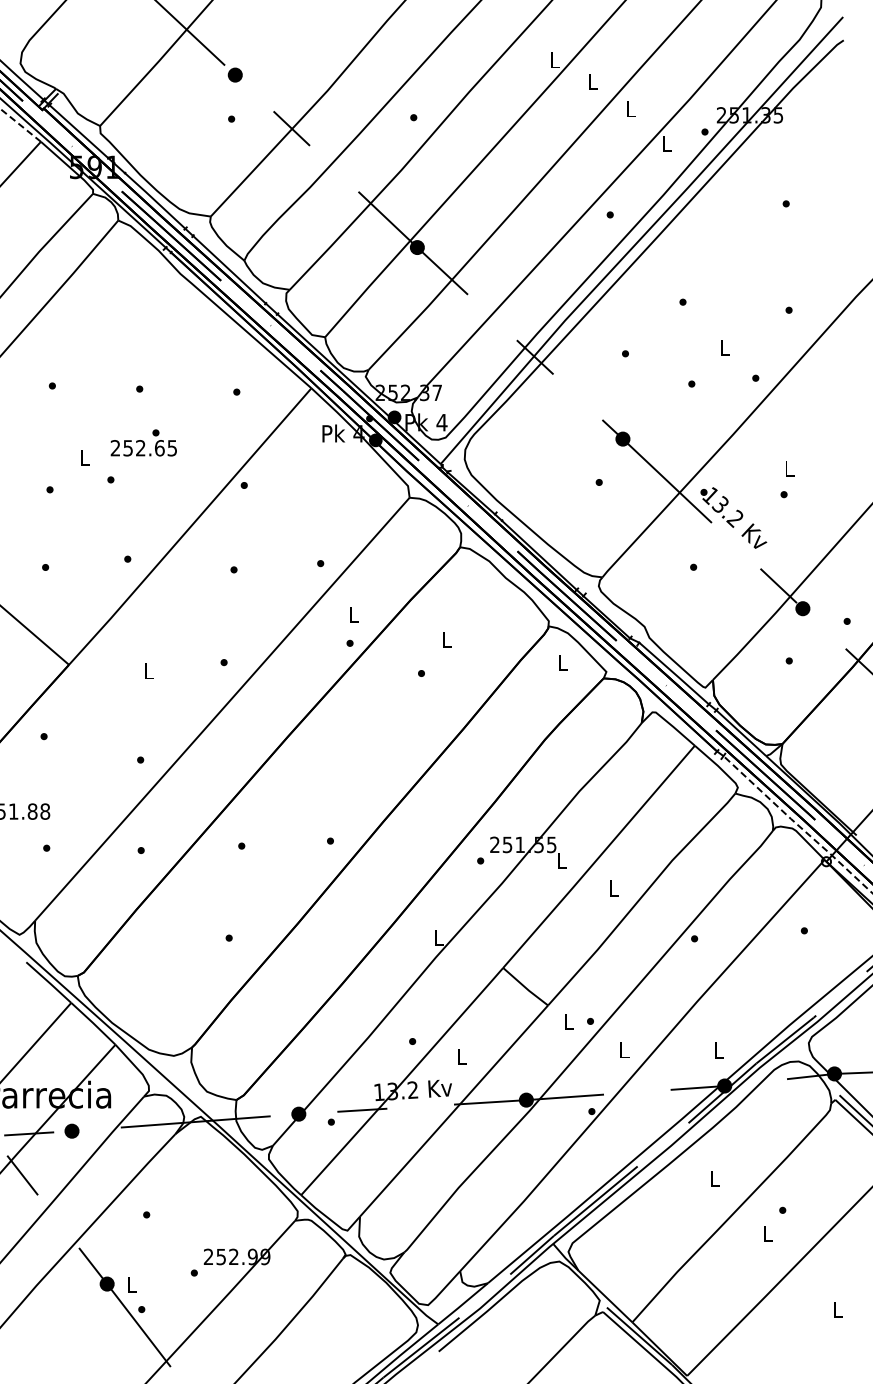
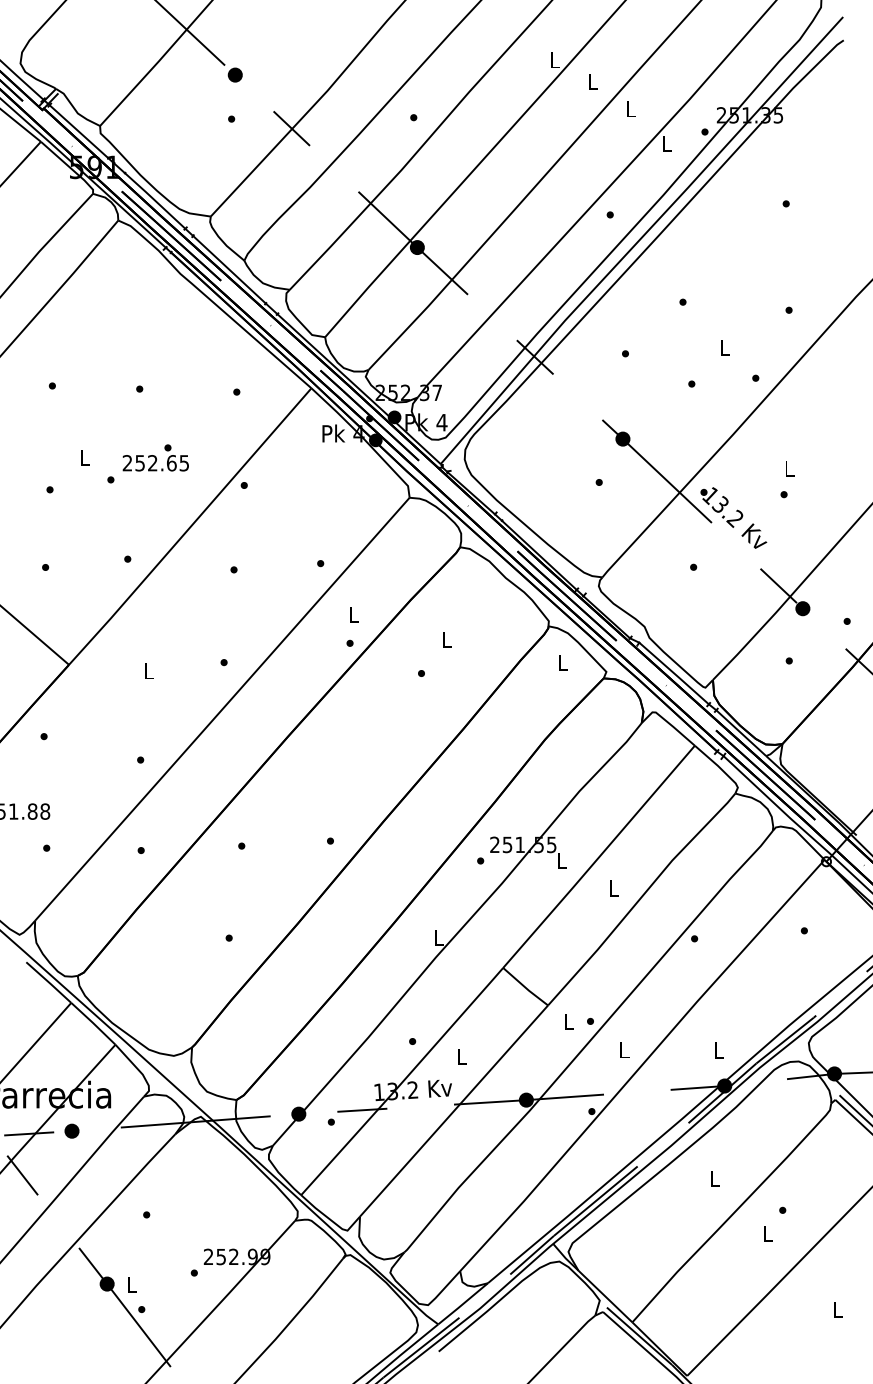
line: dashed -> solid (20, 124)
text position: (143, 442) -> (155, 457) (155, 457)
line: dashed -> solid (797, 824)
